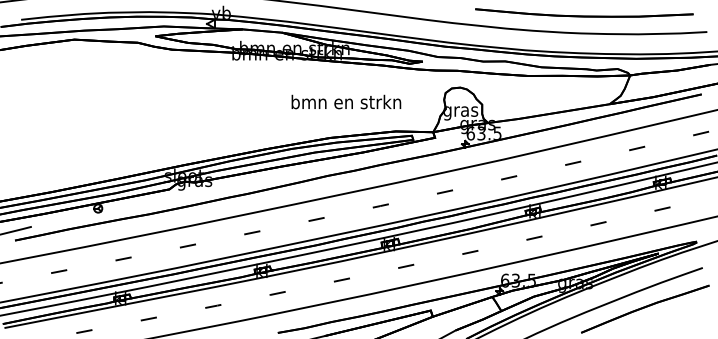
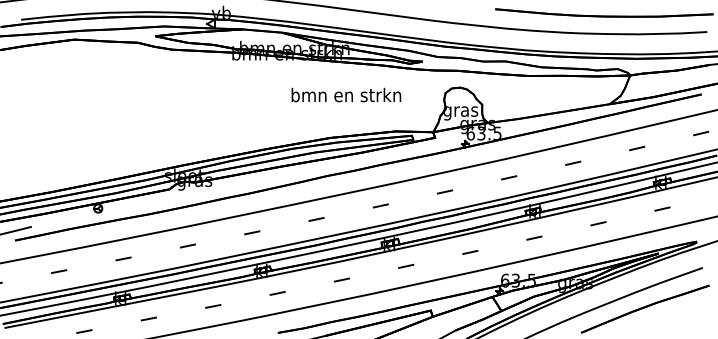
part position: (584, 12) -> (604, 12) (604, 12)
text position: (346, 101) -> (346, 94) (346, 94)
